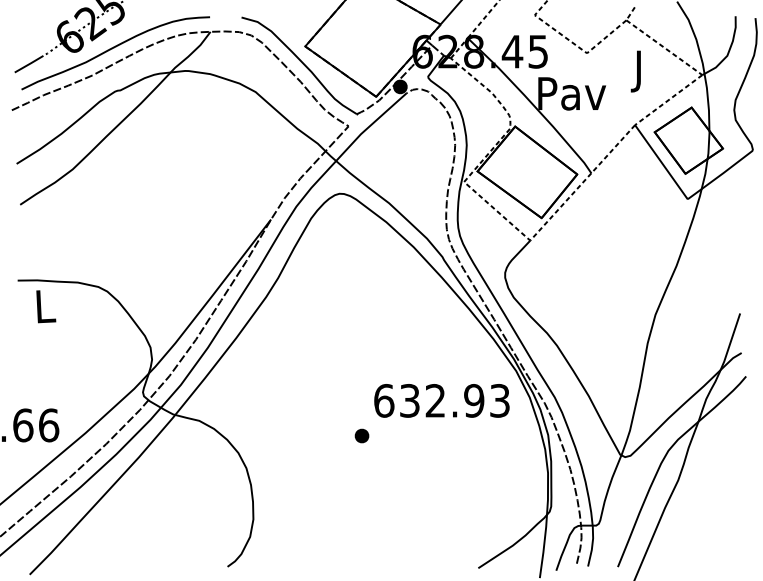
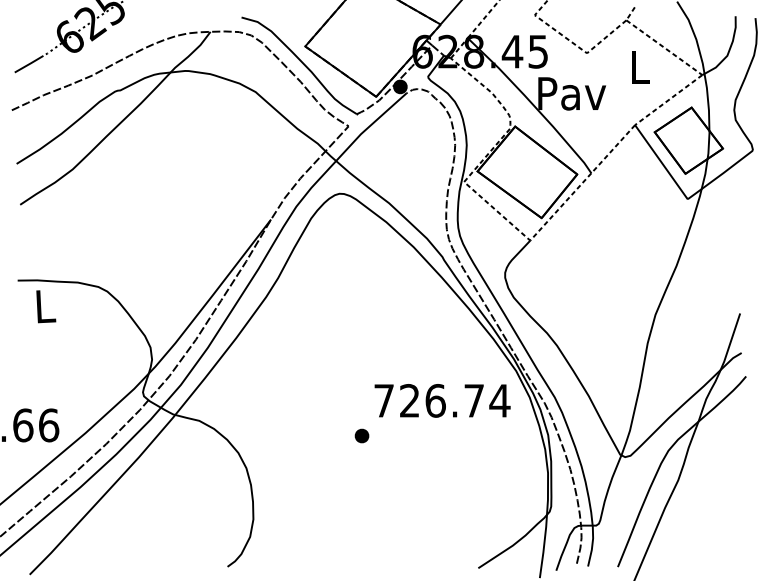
curve: present -> none (112, 49)
text: J -> L (639, 71)
text: 632.93 -> 726.74 (442, 400)
